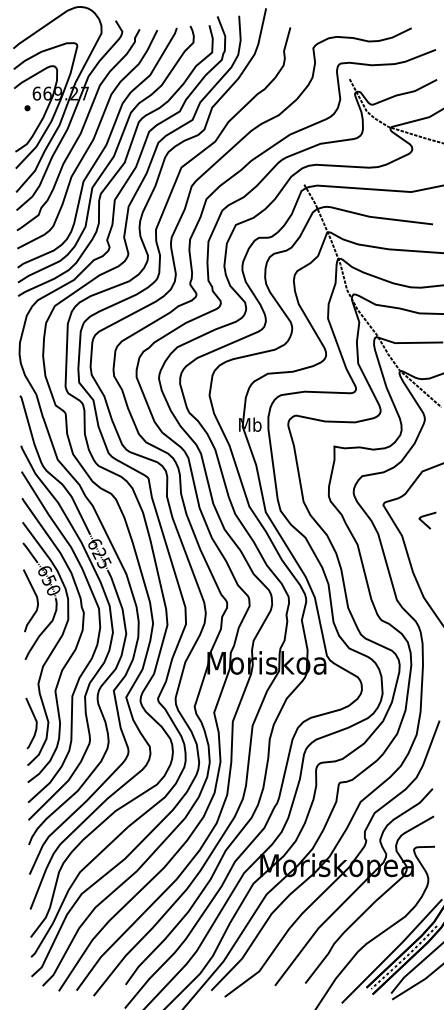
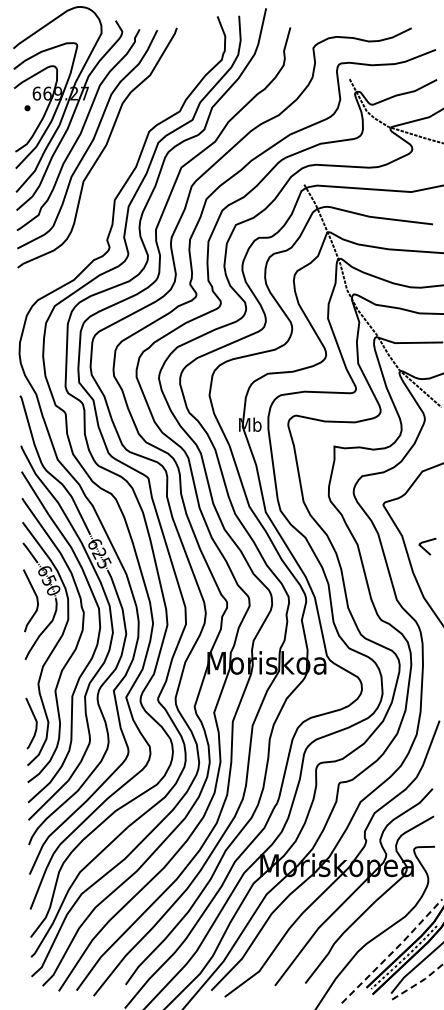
part: present -> none (115, 160)
curve position: (426, 523) -> (426, 549) (426, 549)
line: solid -> dashed (393, 951)
line: solid -> dashed (419, 982)
